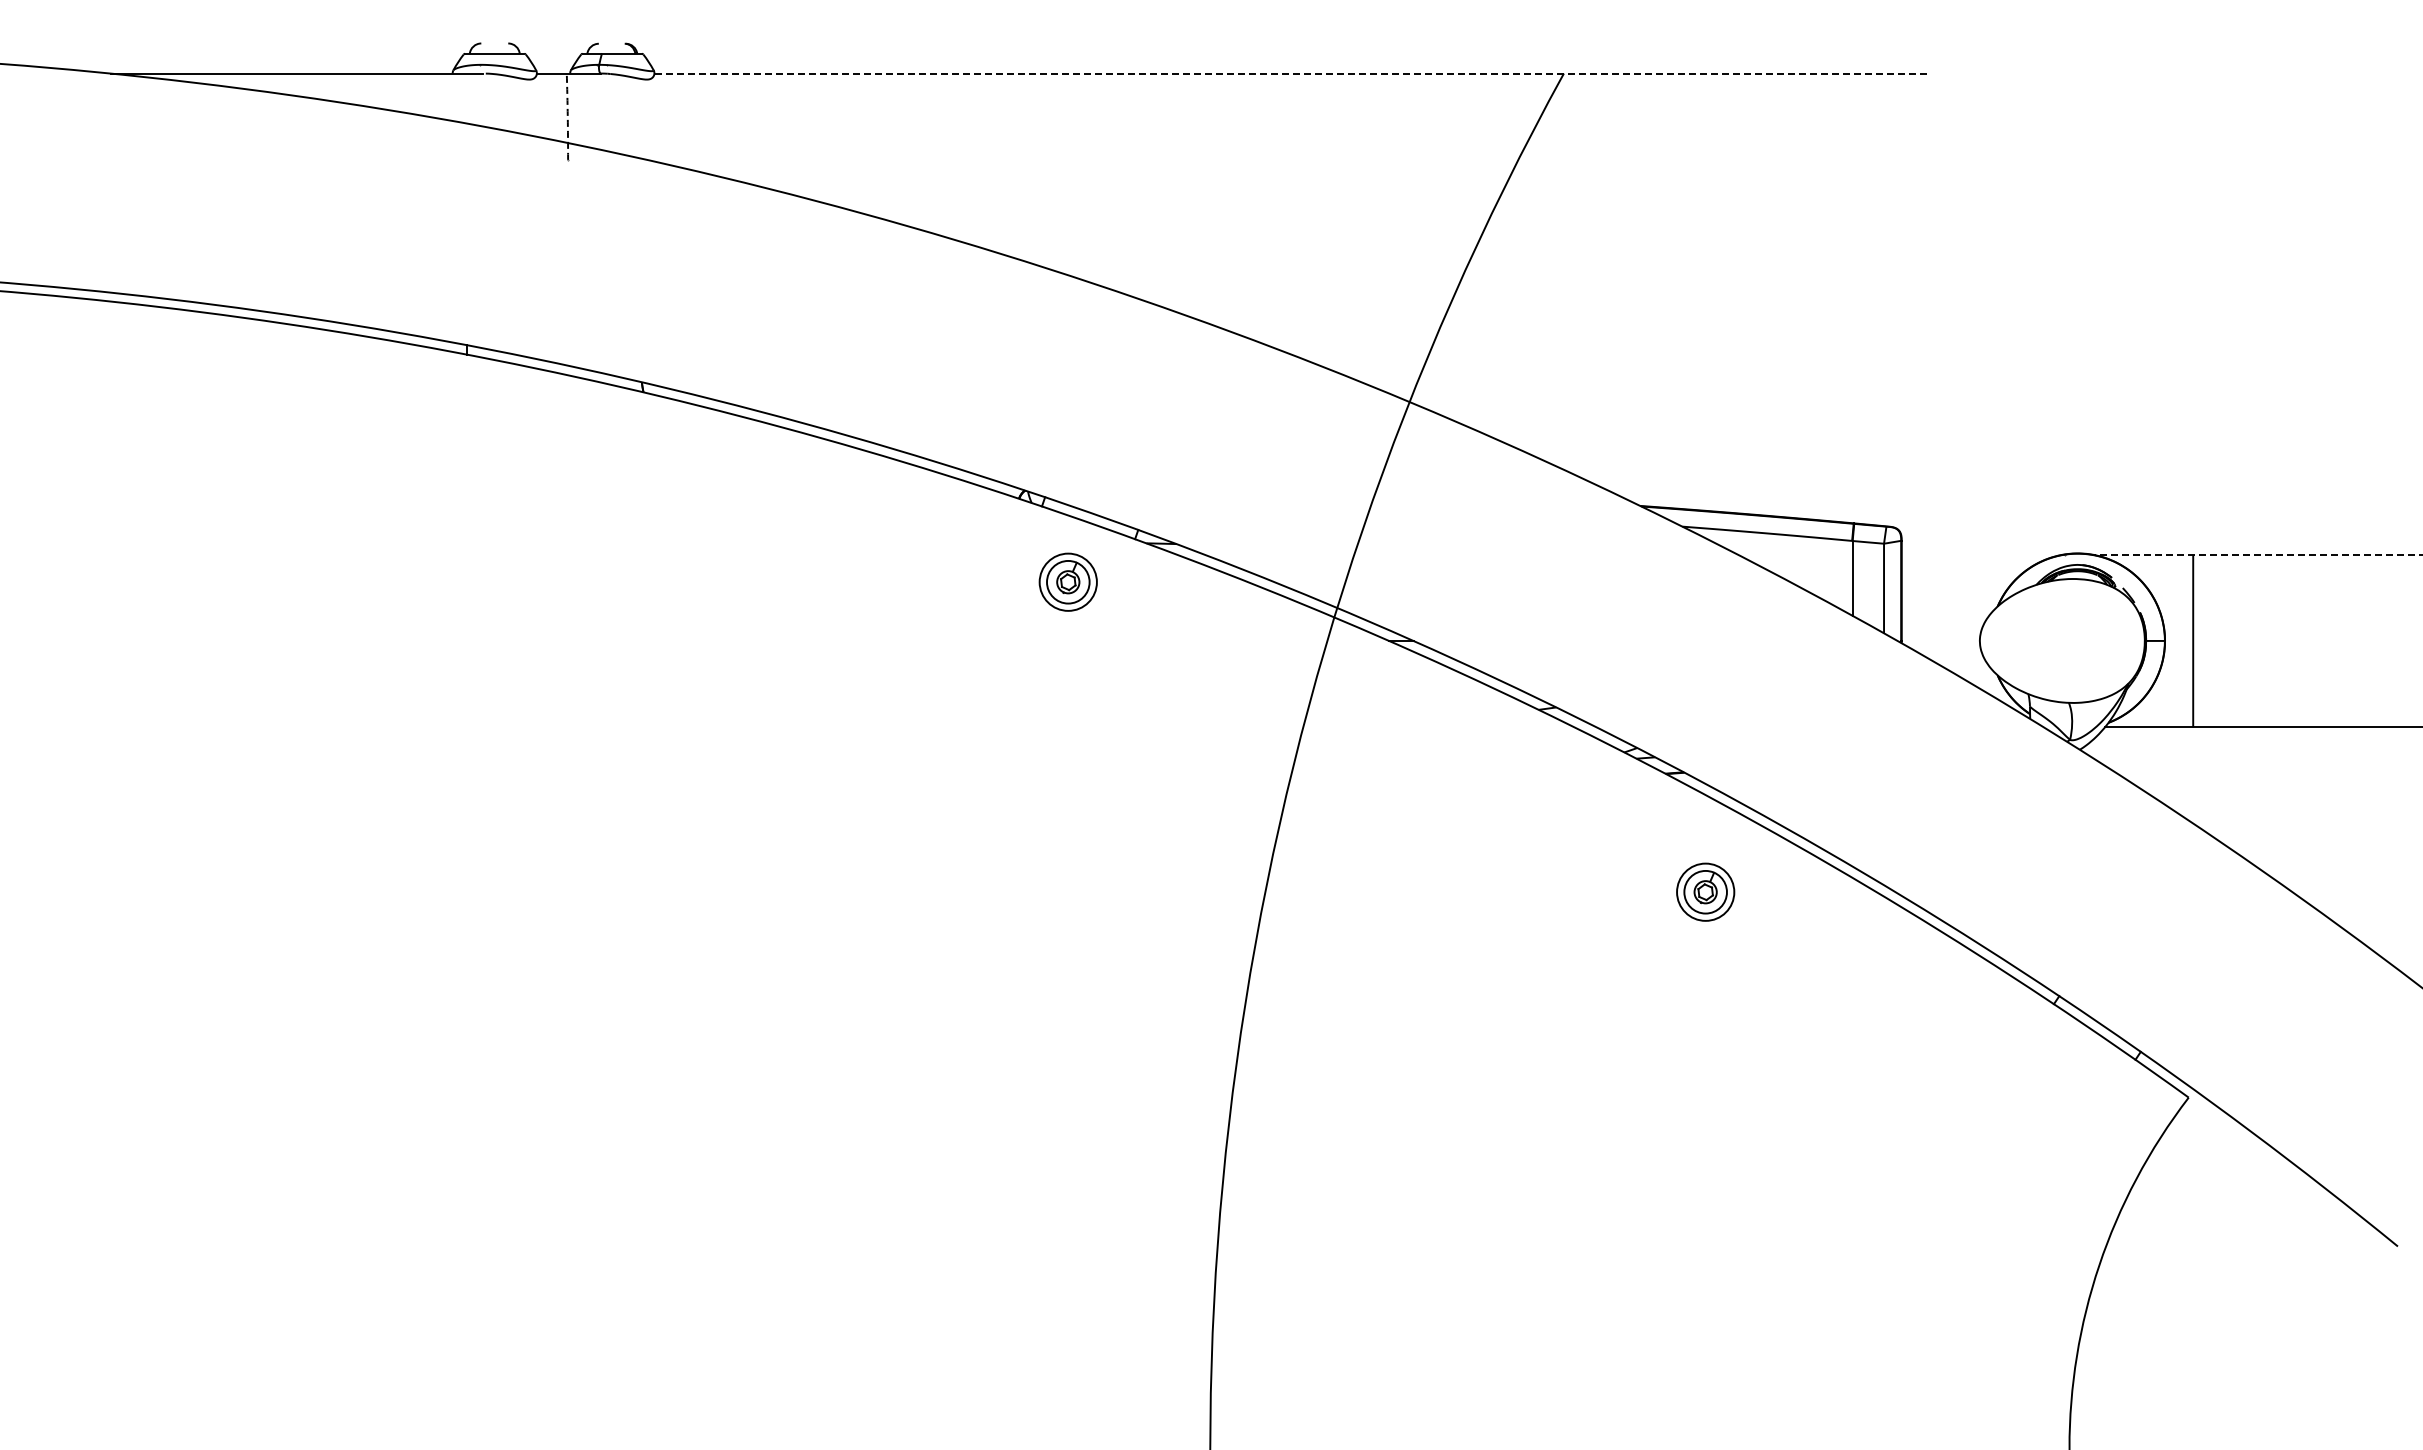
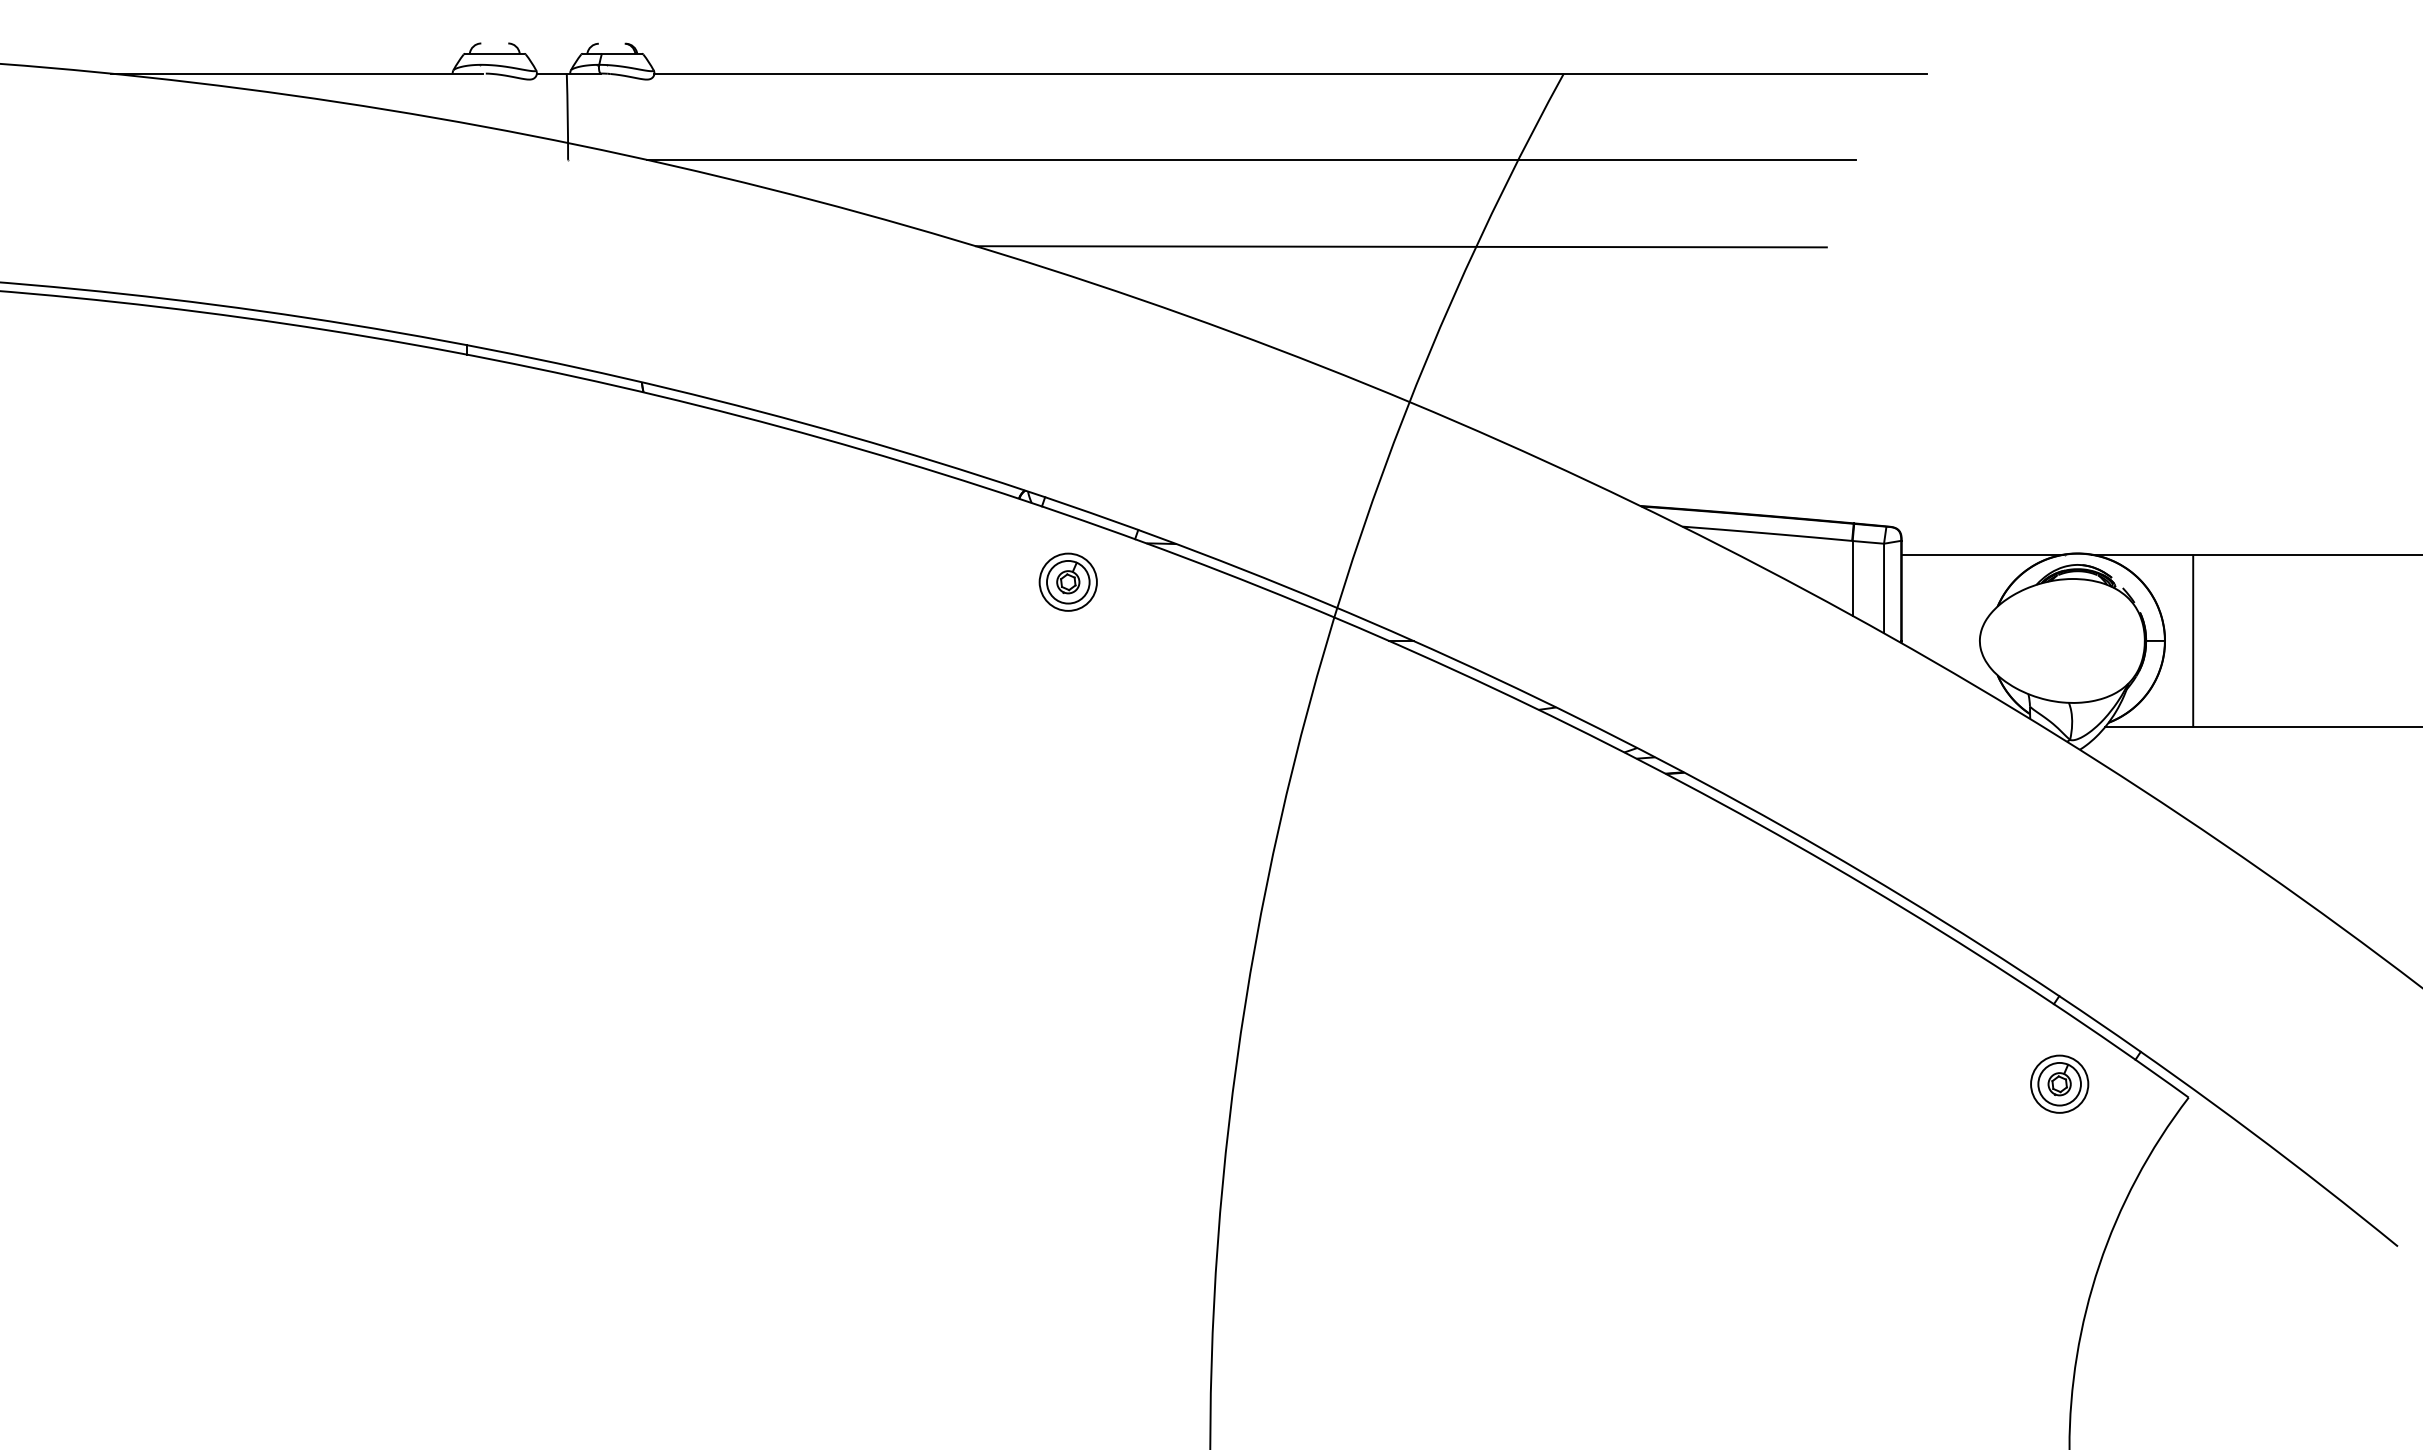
line: dashed -> solid (1290, 73)
arc: dashed -> solid (567, 116)
line: none -> present (1251, 159)
line: none -> present (1400, 246)
line: none -> present (1982, 554)
line: dashed -> solid (2257, 554)
part position: (1705, 891) -> (2059, 1083) (2059, 1083)
